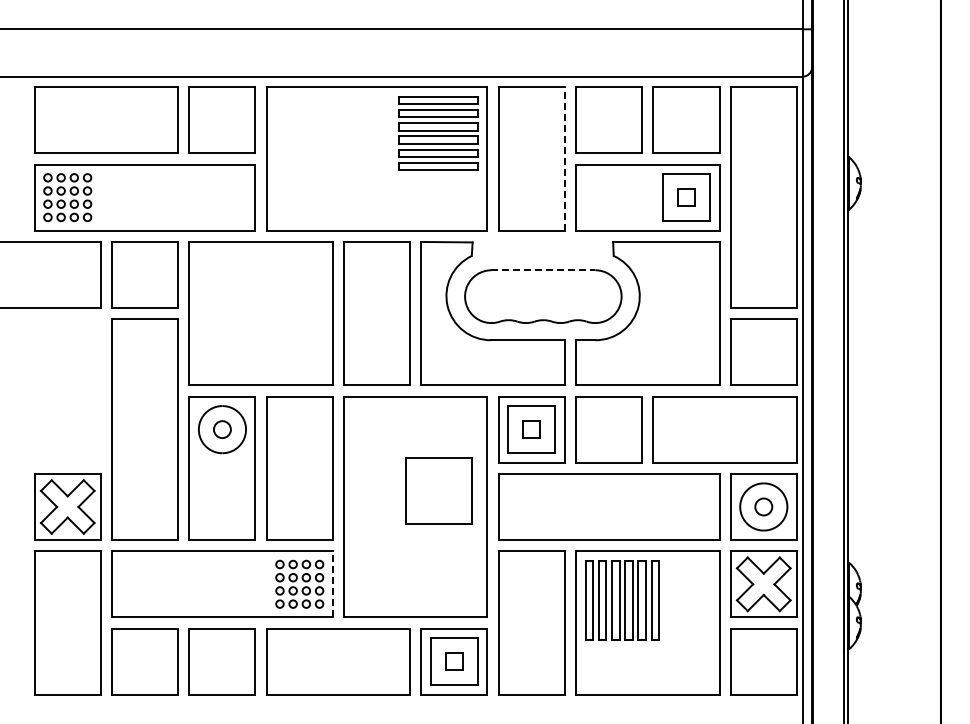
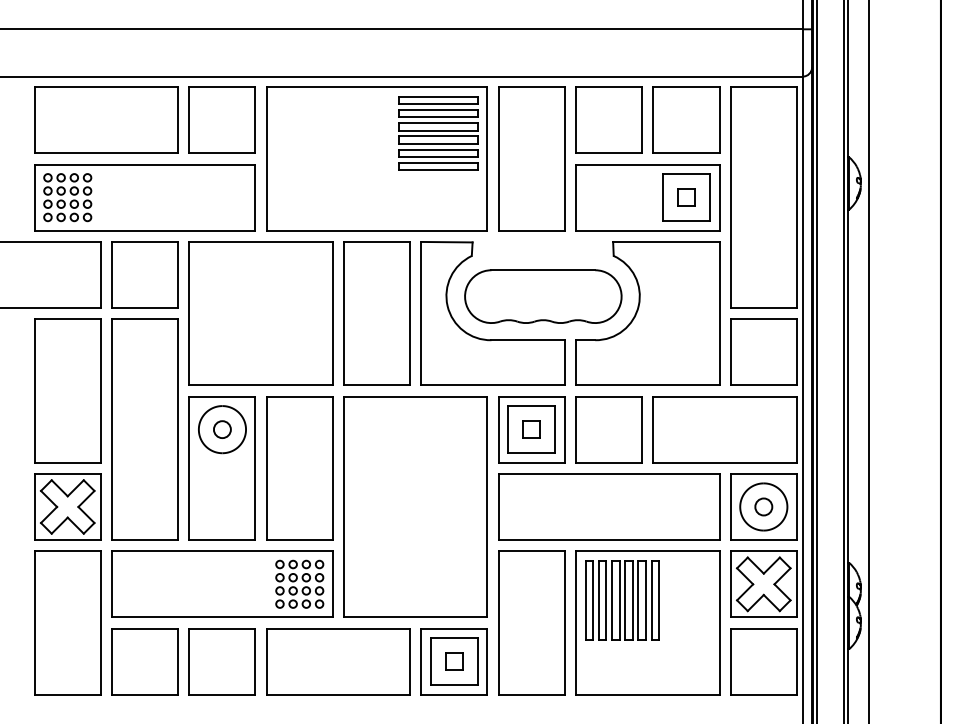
line: dashed -> solid (564, 158)
line: dashed -> solid (543, 270)
line: none -> present (817, 361)
line: none -> present (869, 361)
part: none -> present (67, 390)
part: present -> none (438, 490)
line: dashed -> solid (332, 583)
